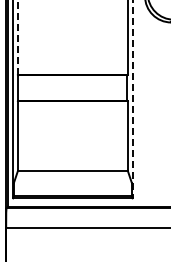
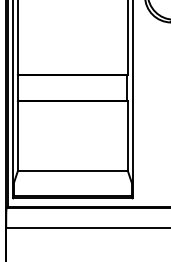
line: dashed -> solid (18, 37)
line: dashed -> solid (132, 99)
